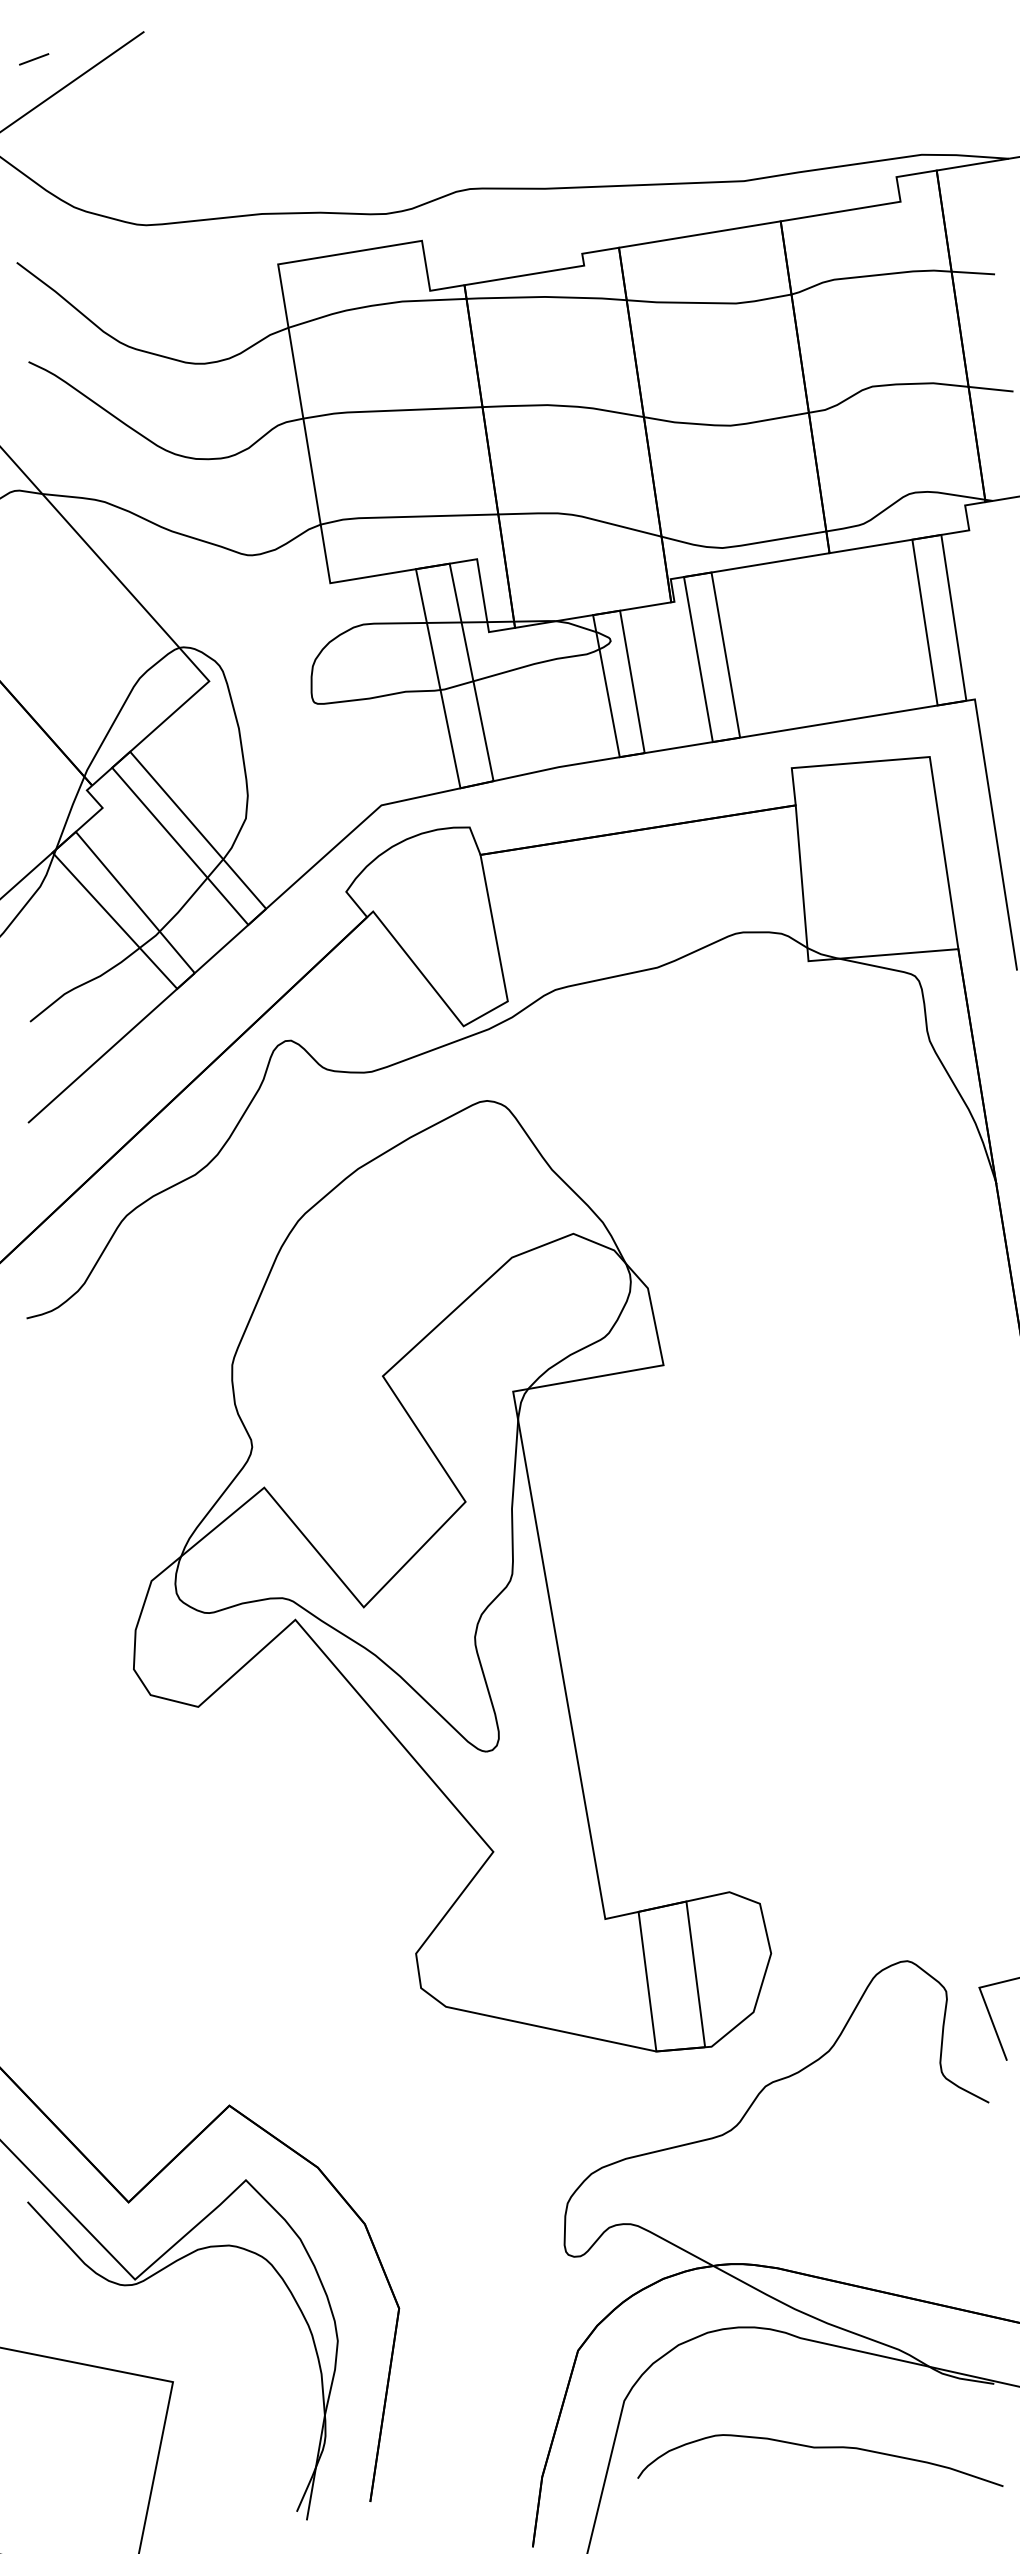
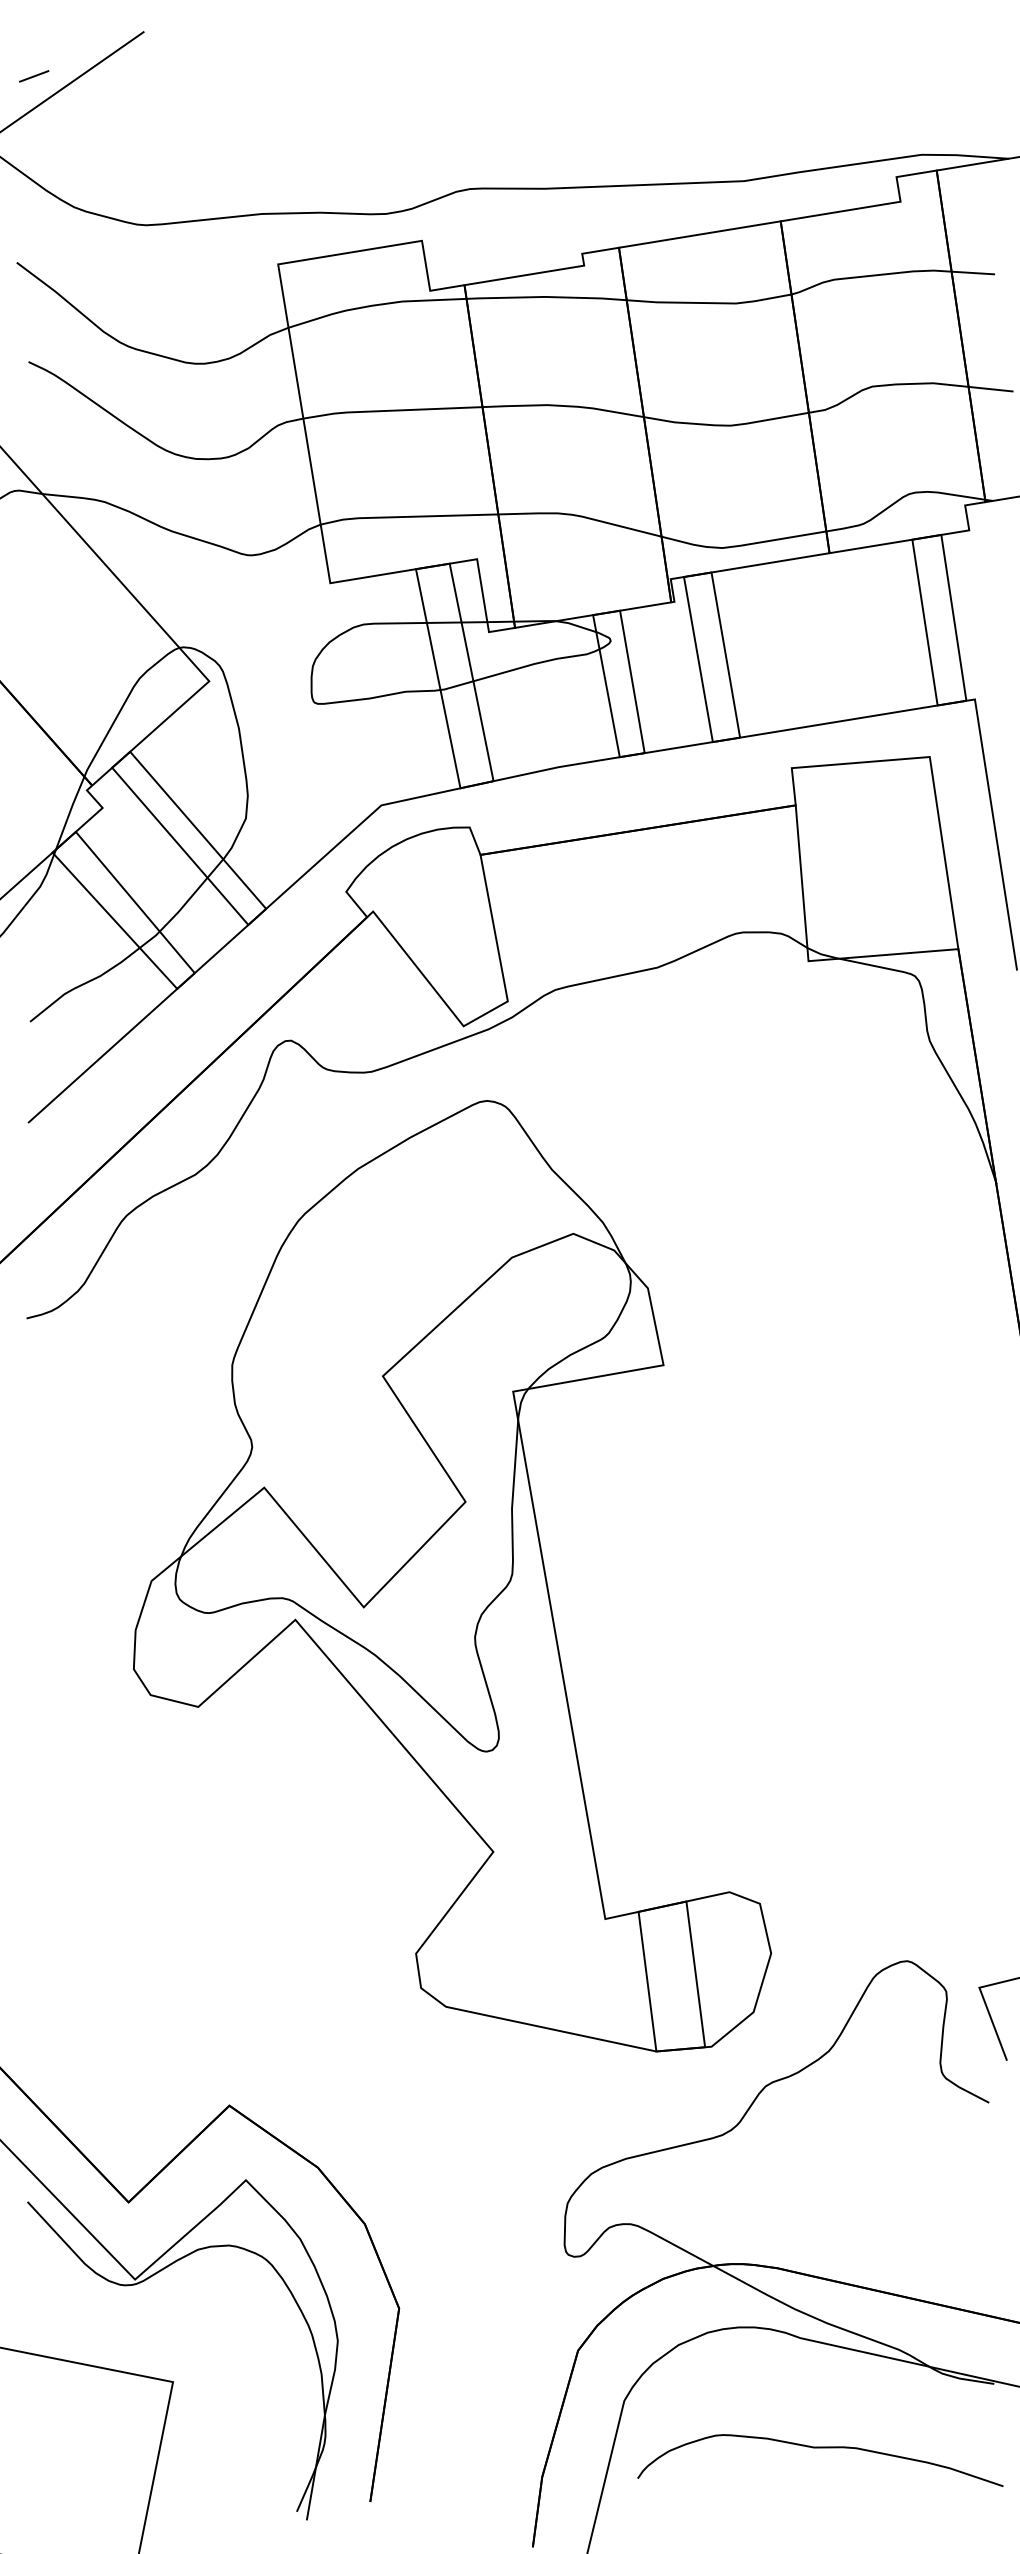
line position: (34, 59) -> (34, 76) (34, 76)
